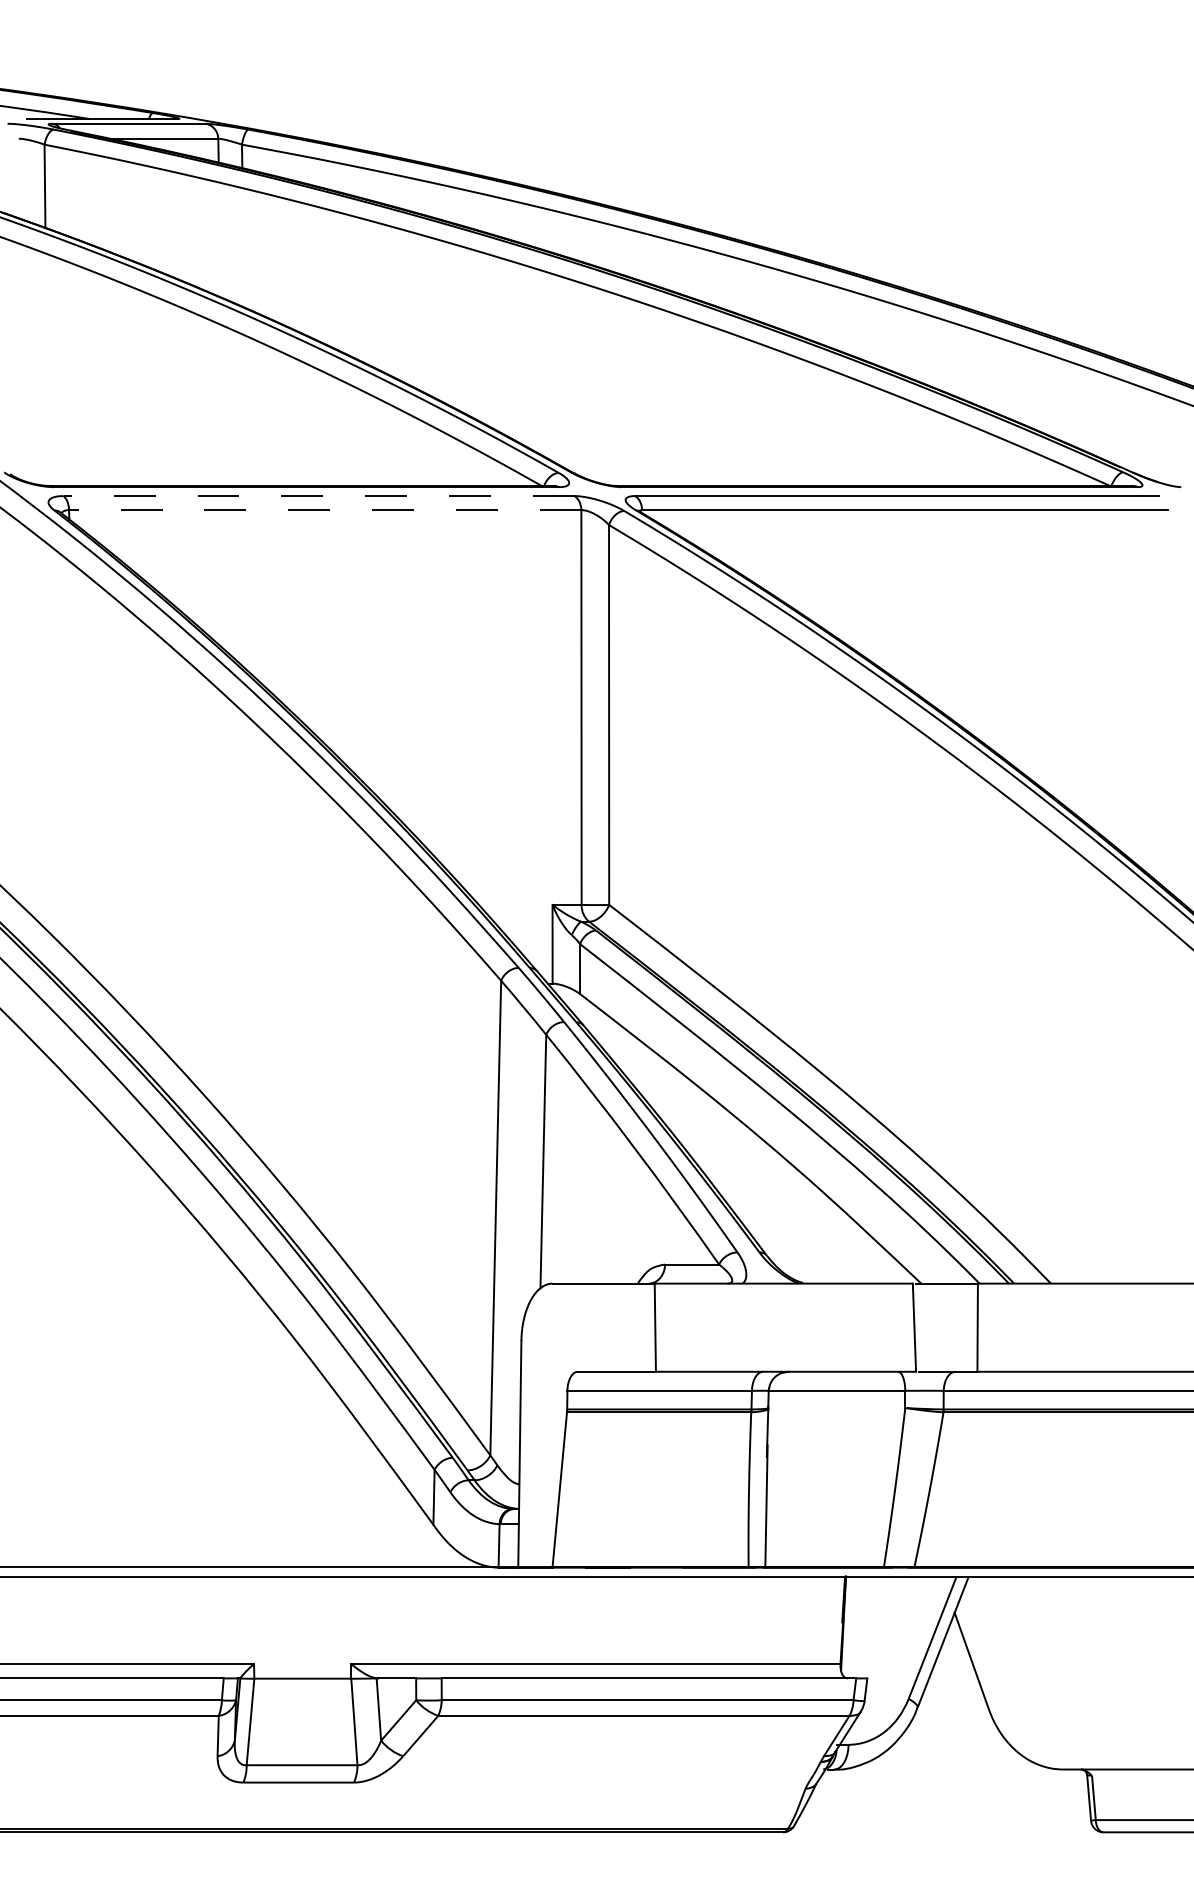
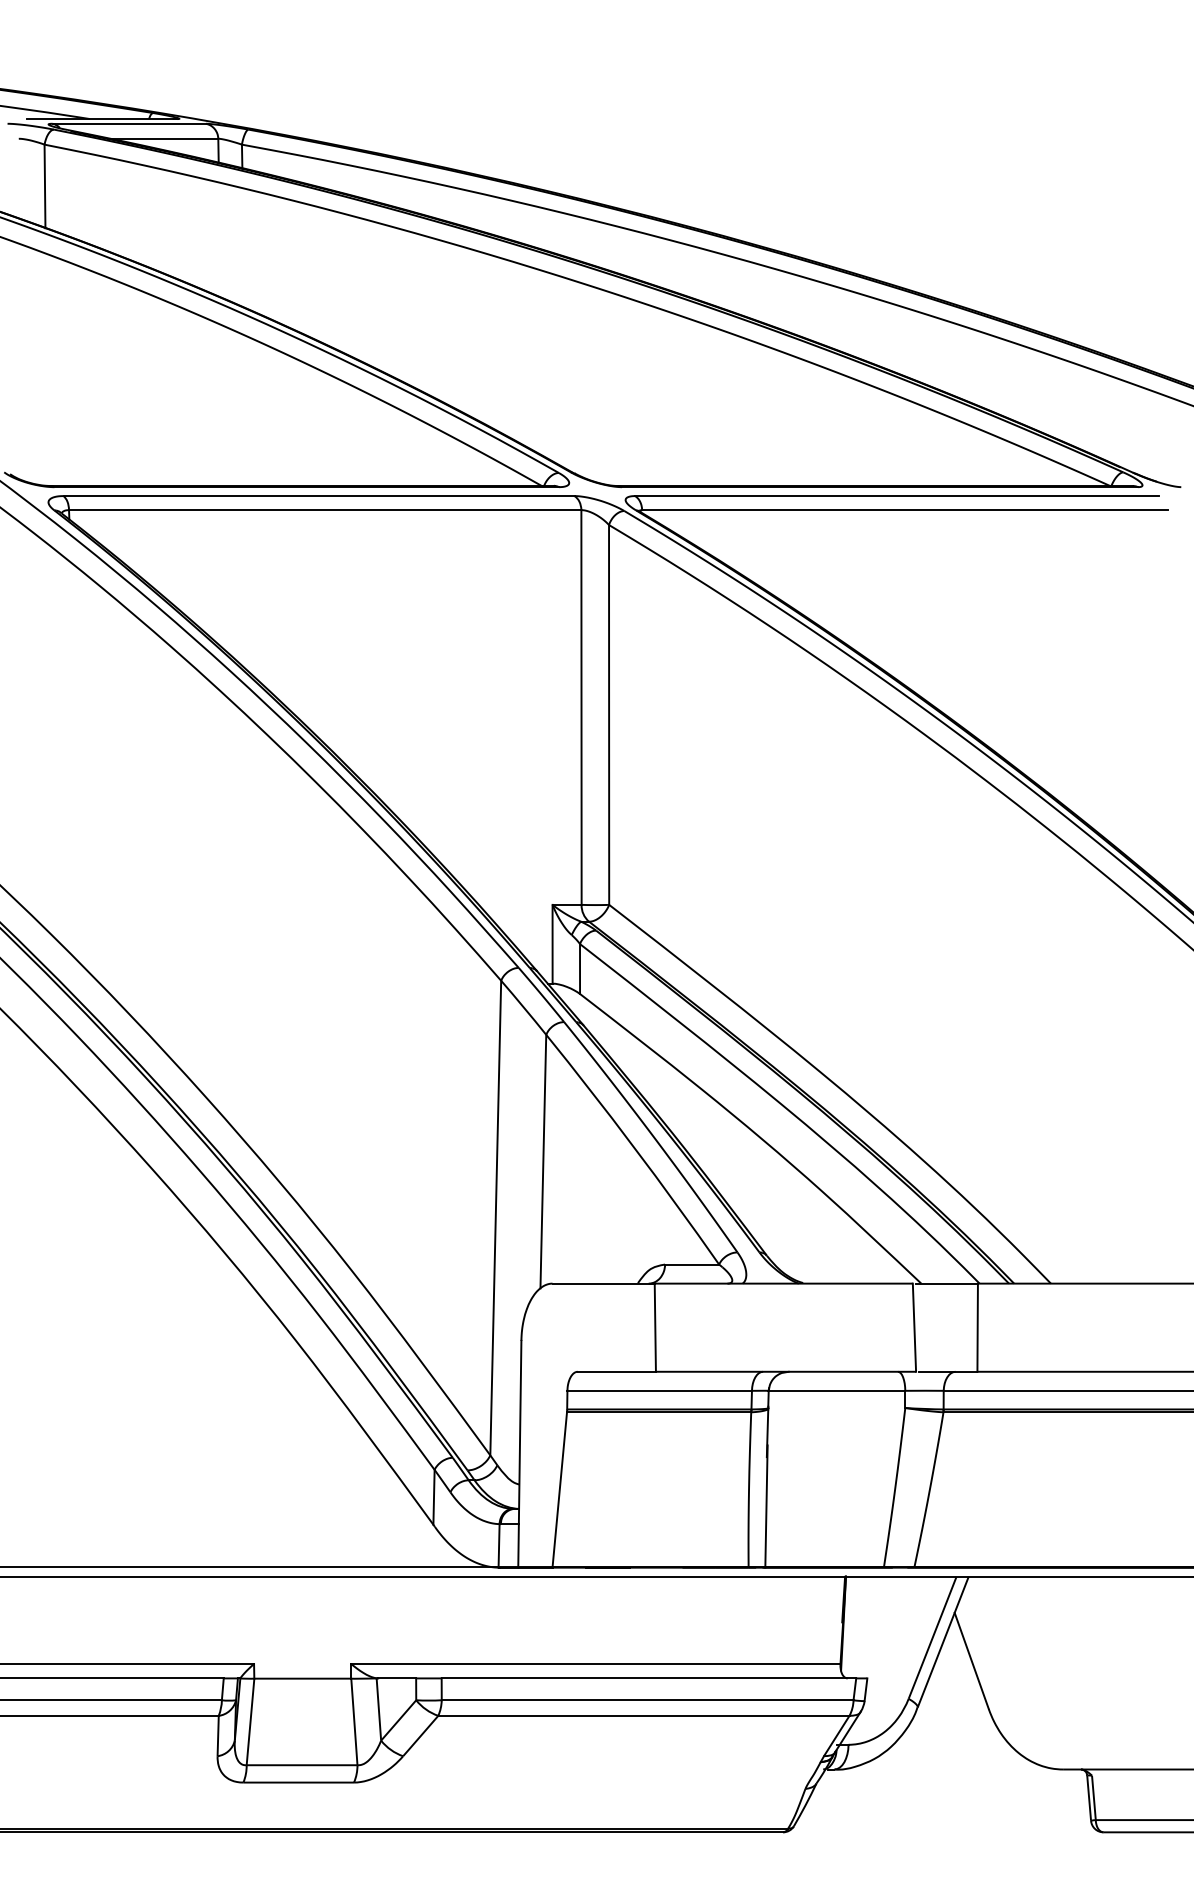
line: dashed -> solid (319, 496)
line: dashed -> solid (324, 510)
